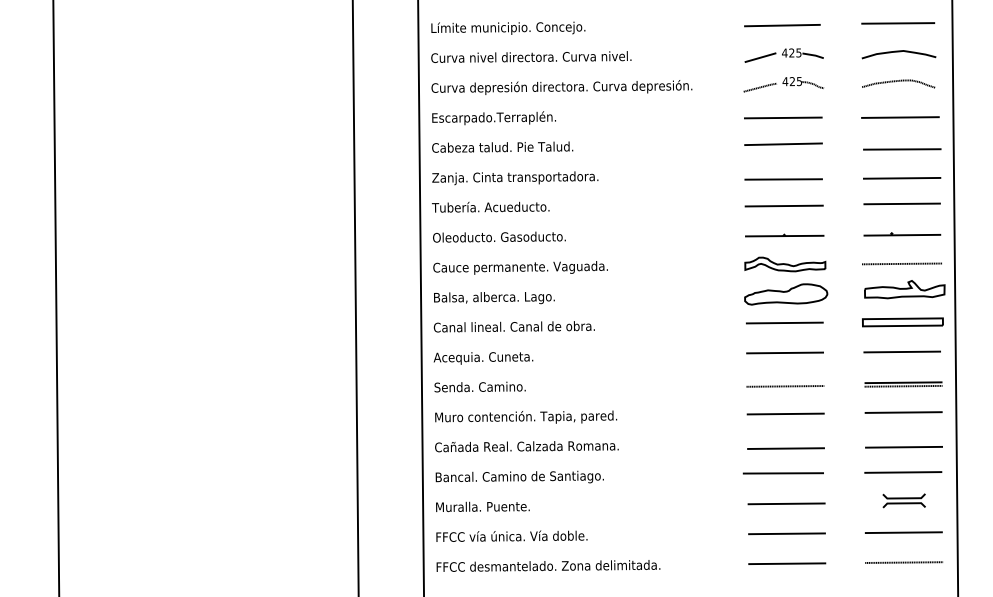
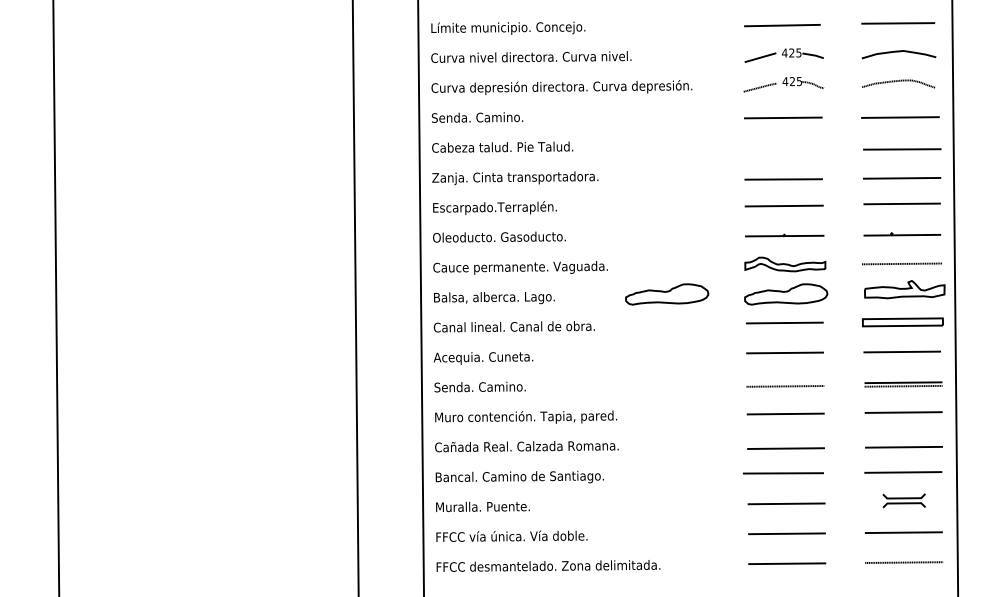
text: Escarpado.Terraplén. -> Senda. Camino. (493, 118)
line: present -> none (783, 143)
text: Tubería. Acueducto. -> Escarpado.Terraplén. (494, 207)
part: none -> present (667, 294)
